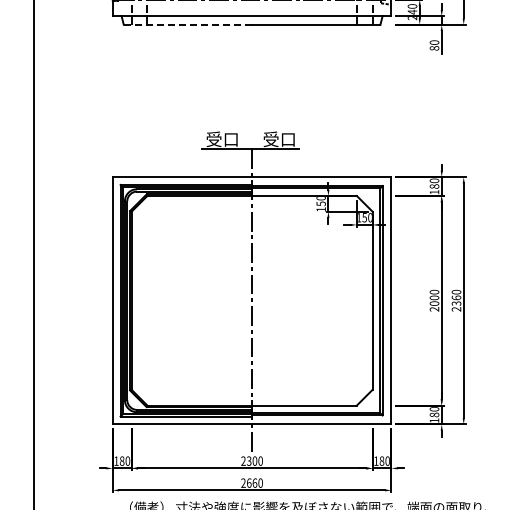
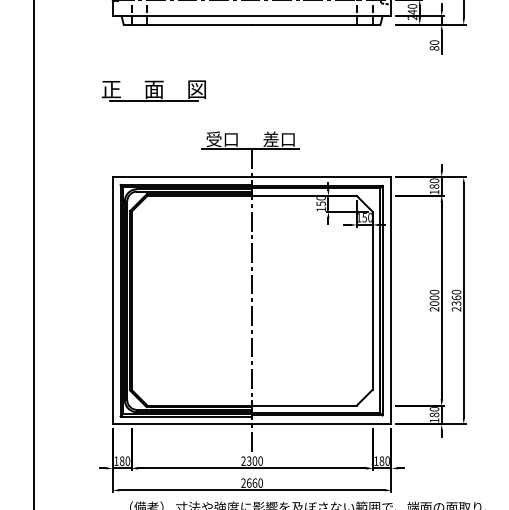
line: dashed -> solid (187, 24)
part: none -> present (153, 90)
text: 受口 -> 差口 (270, 139)
